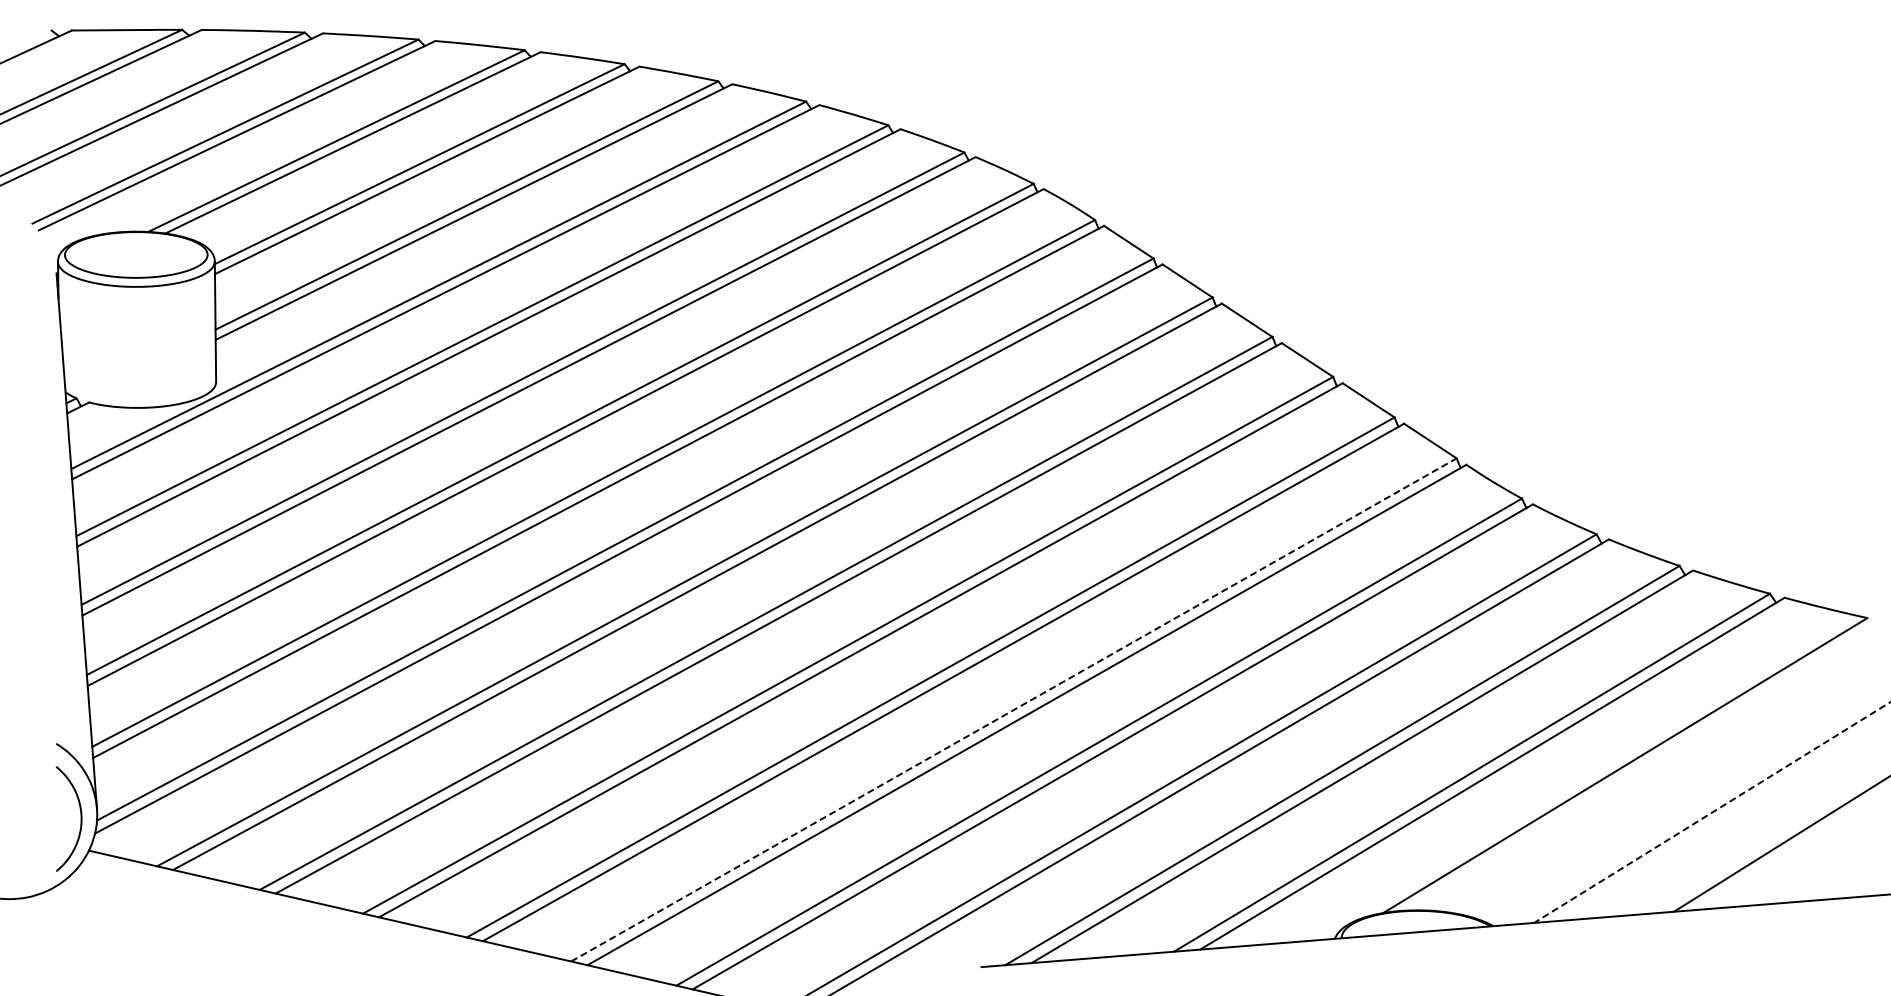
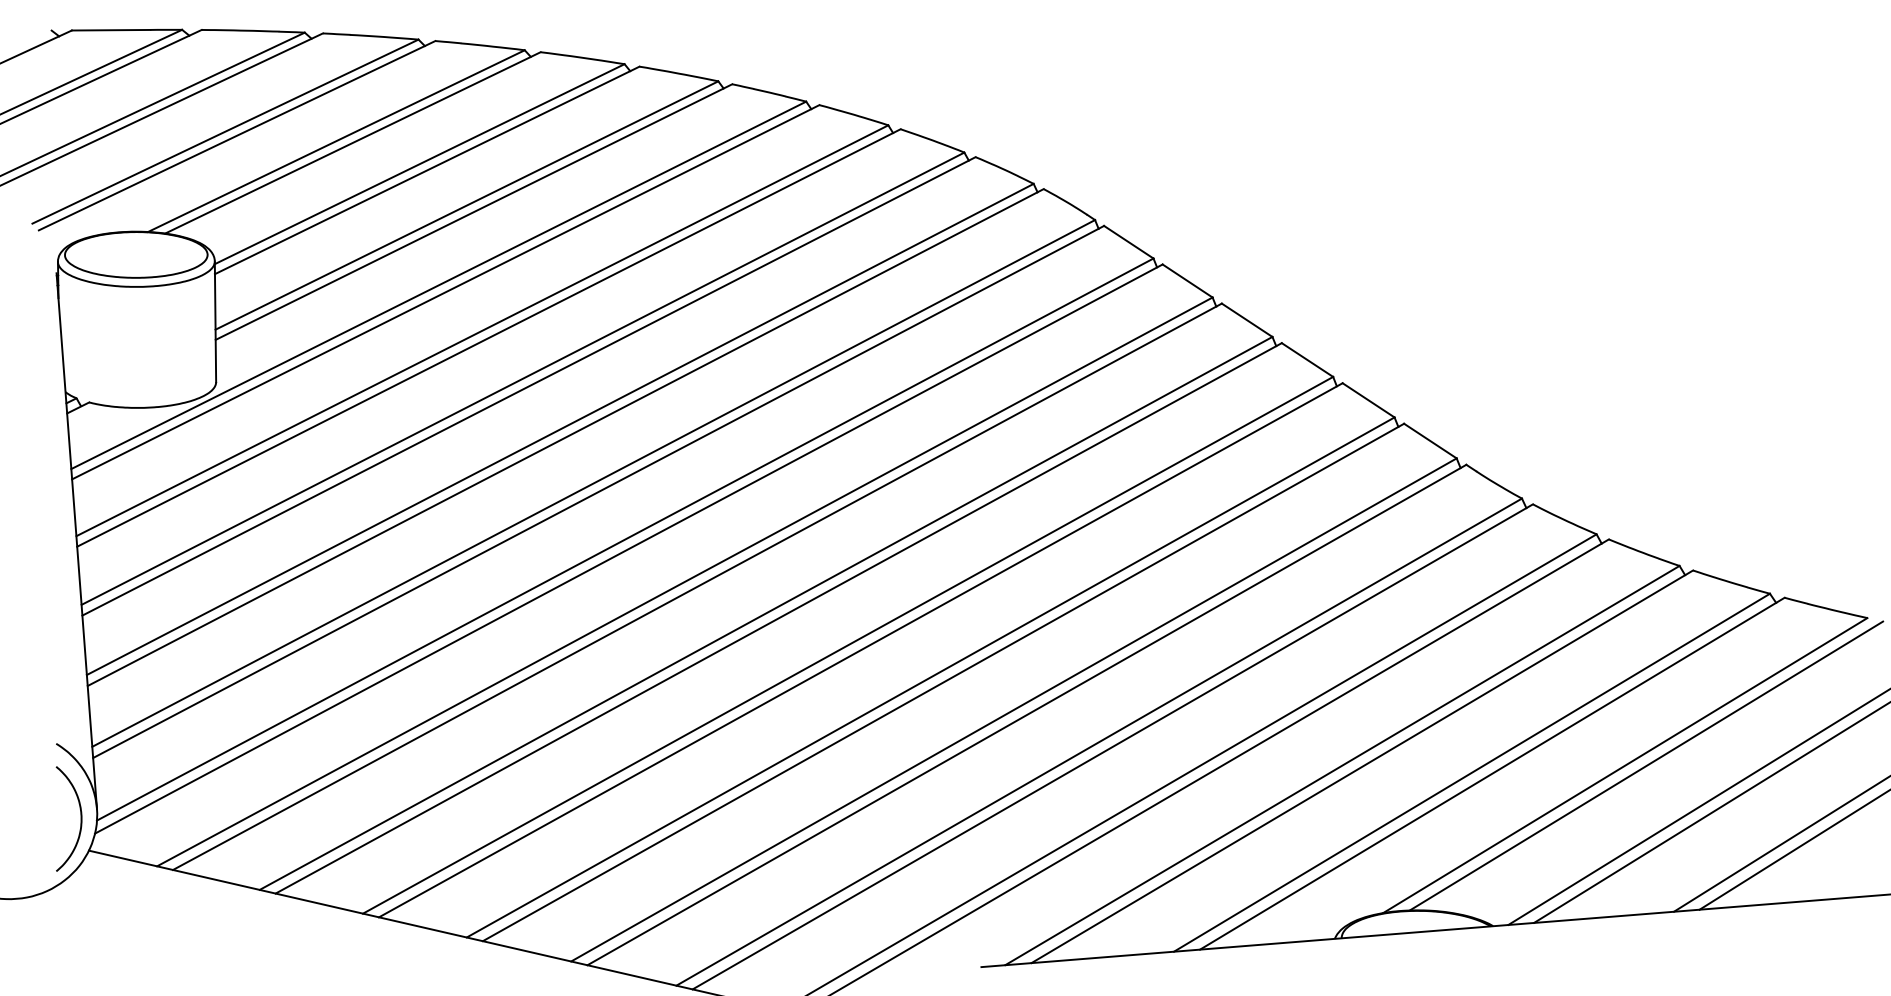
line: dashed -> solid (1014, 709)
line: none -> present (1646, 765)
line: none -> present (1697, 807)
line: dashed -> solid (1712, 812)
line: none -> present (1793, 850)
